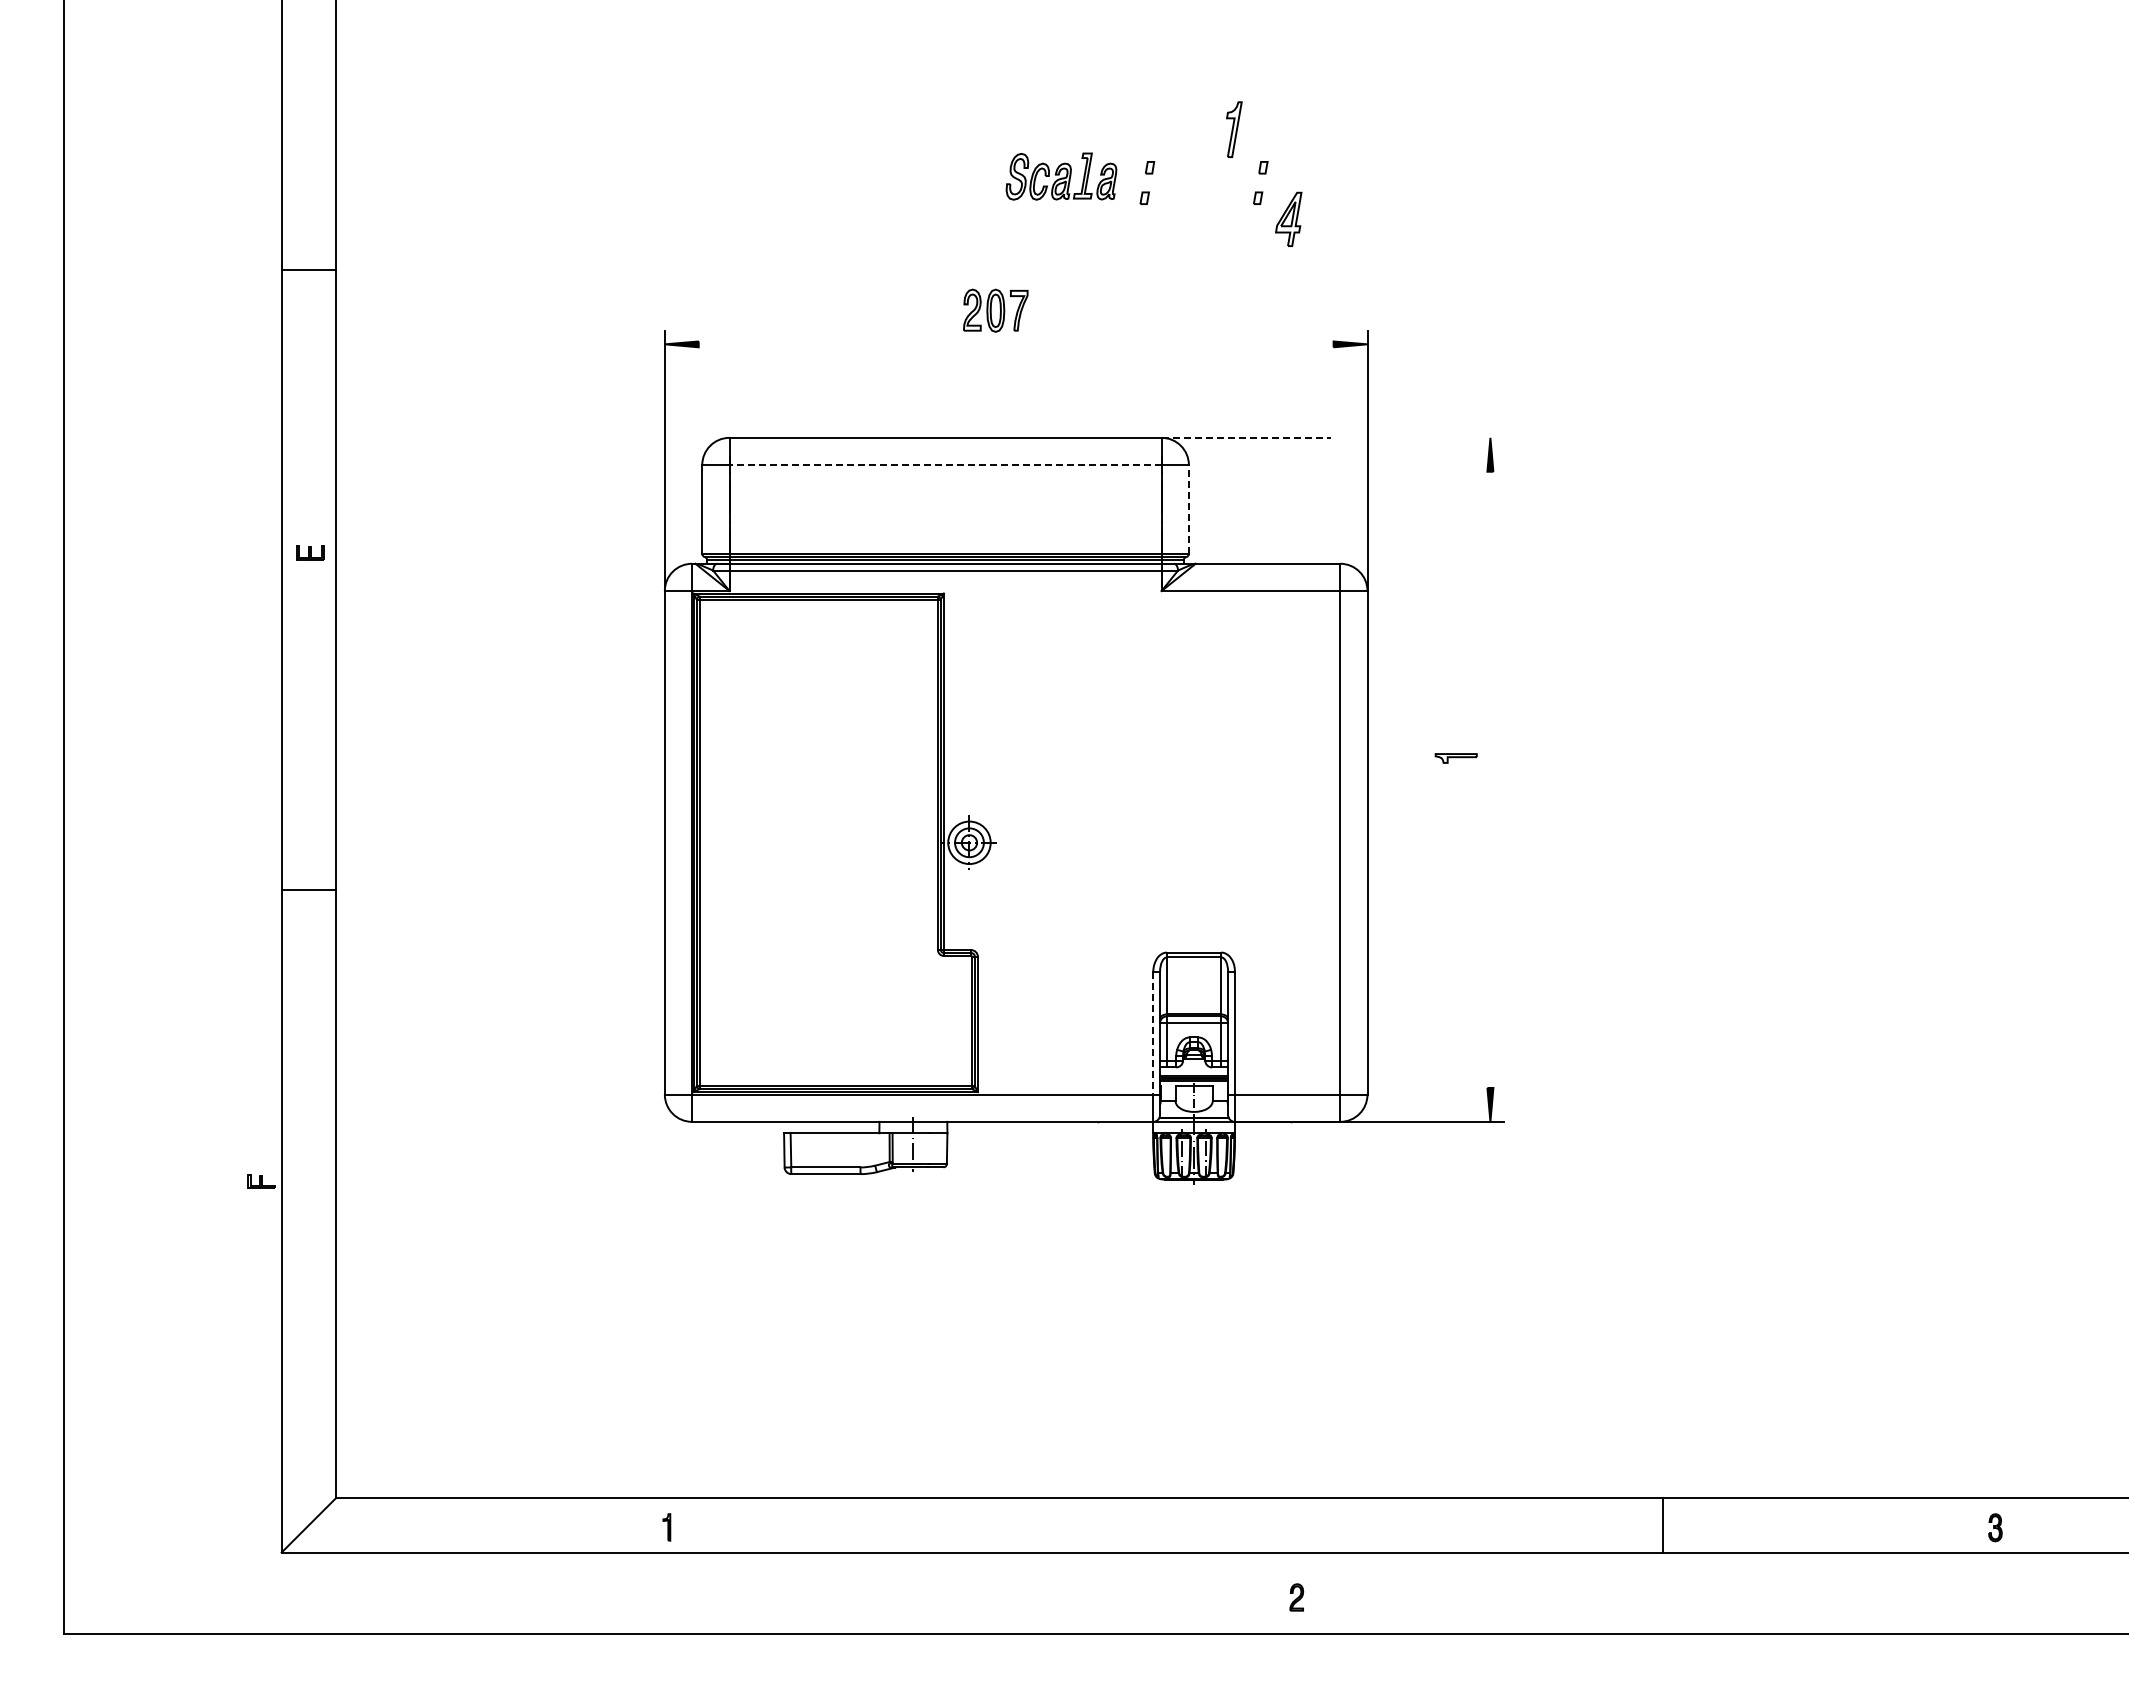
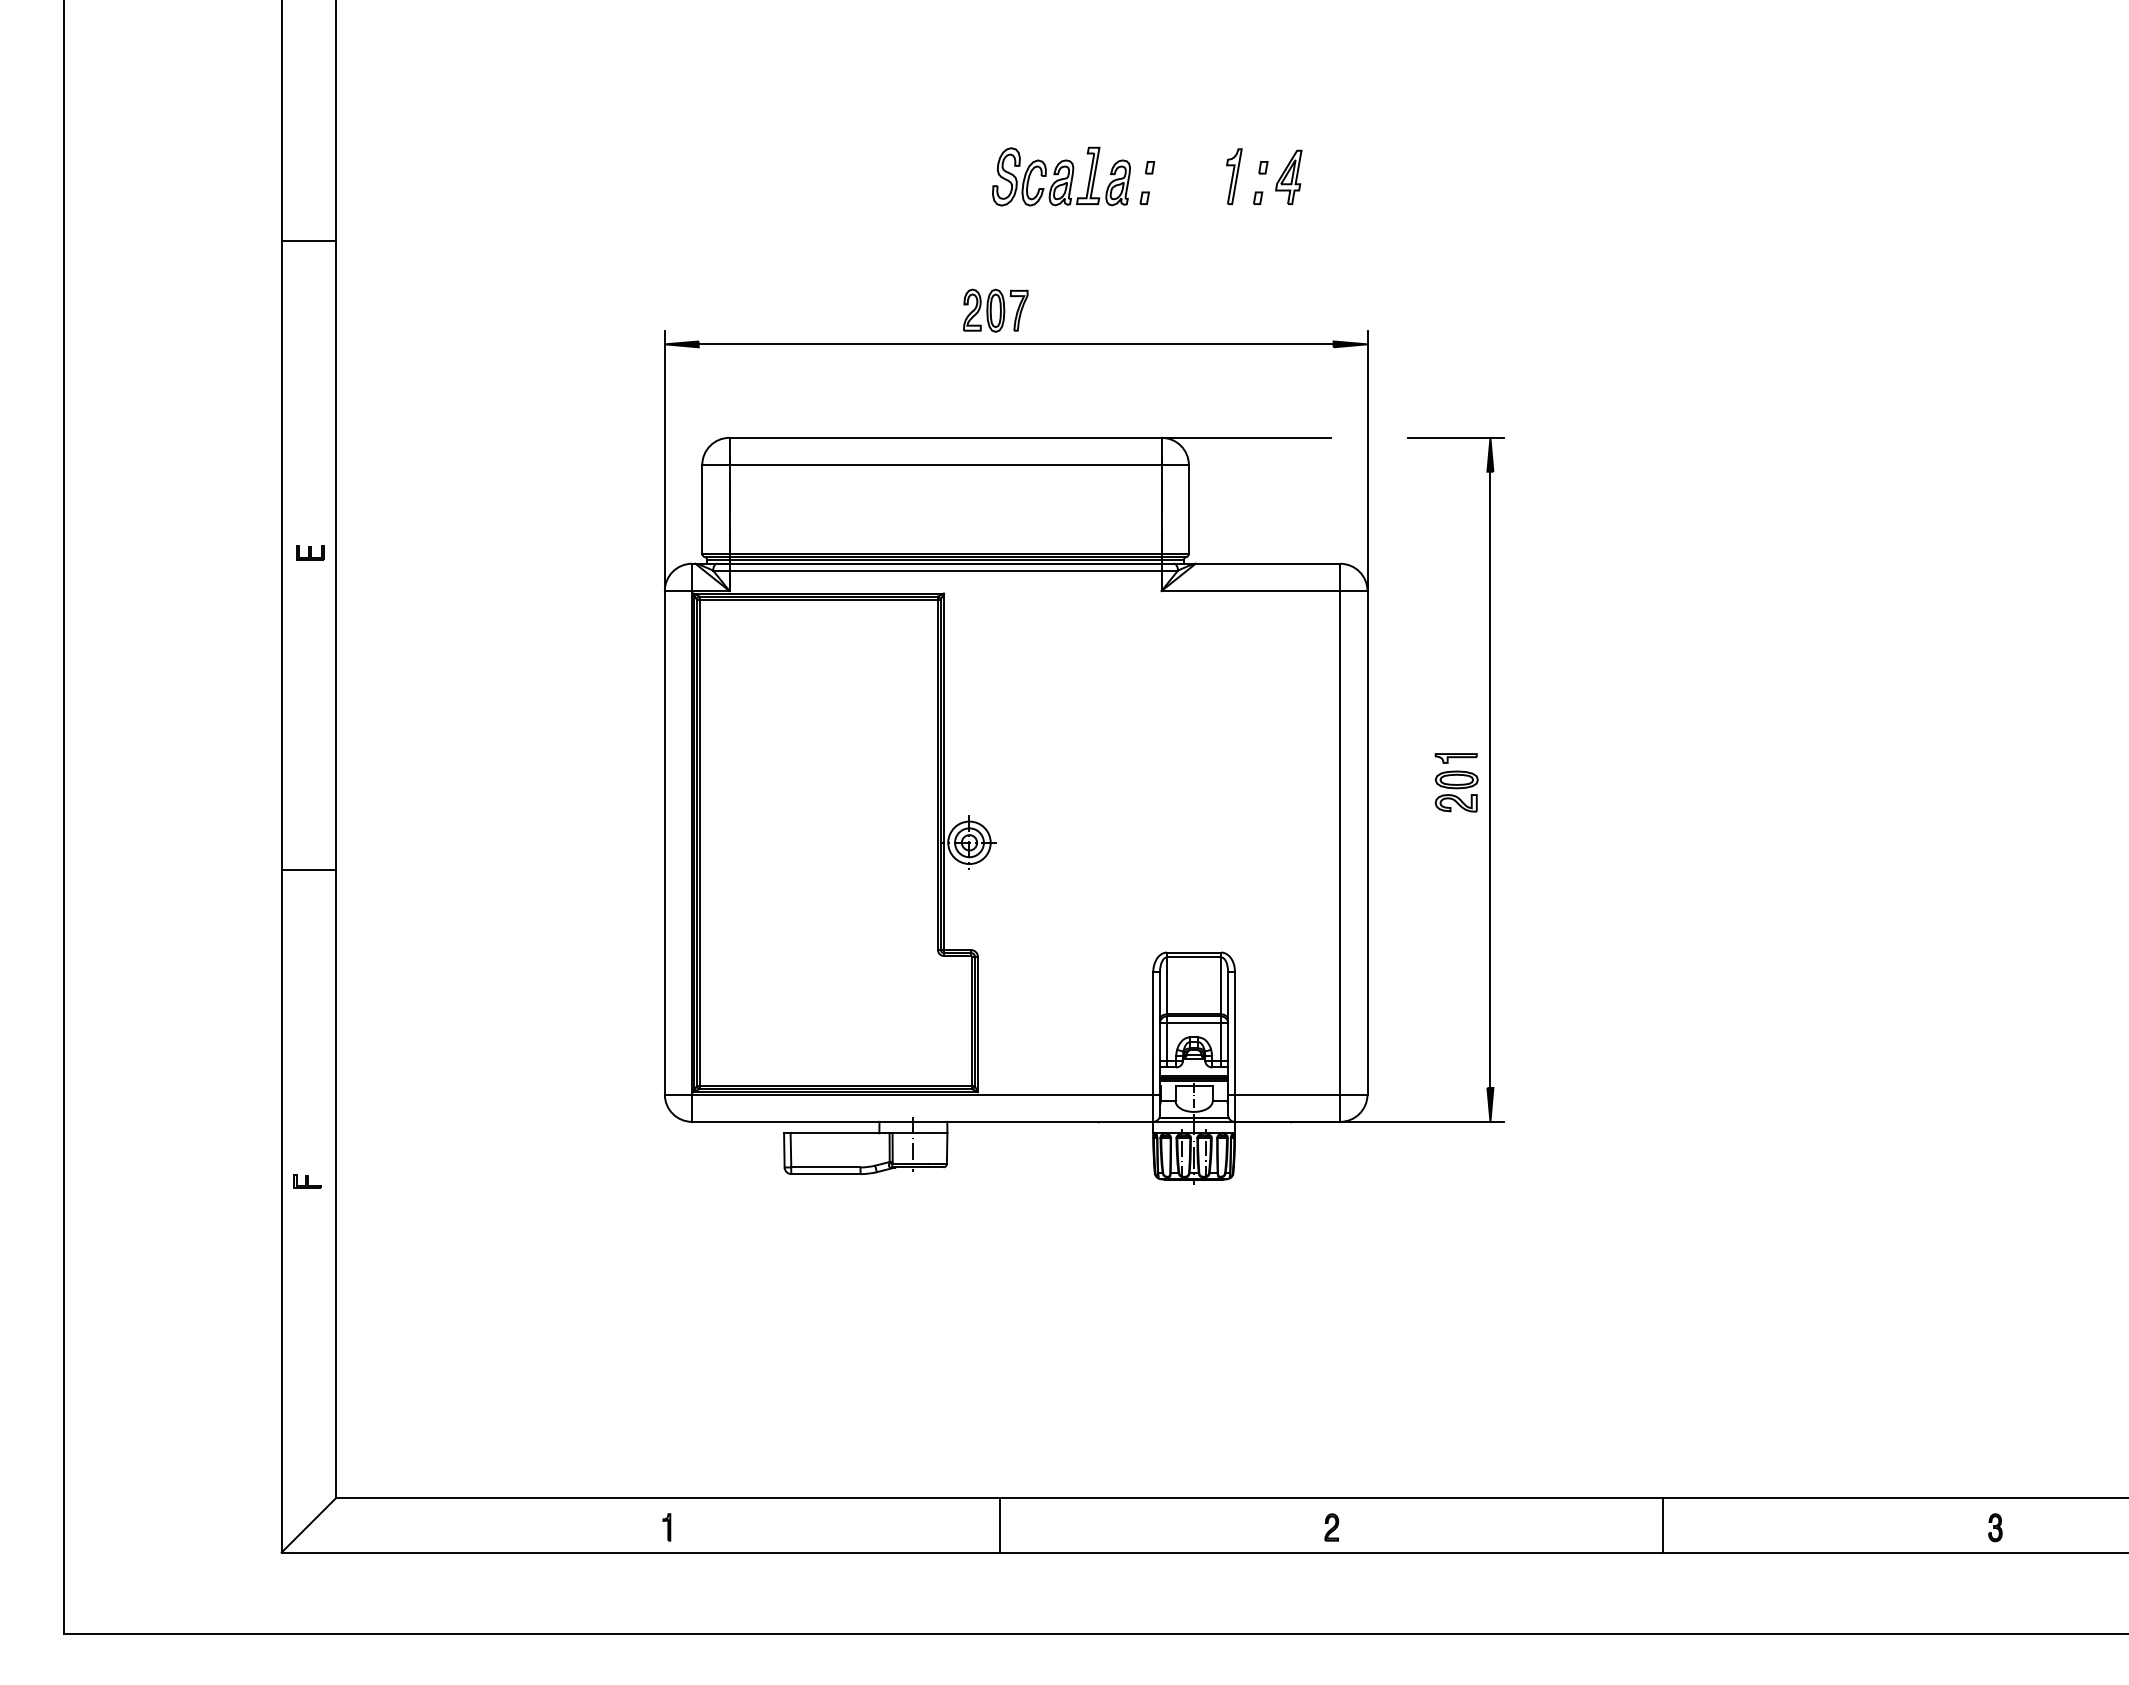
part position: (1234, 129) -> (1234, 176) (1234, 176)
part size: 113x49 px -> 139x61 px (1061, 176)
part position: (1288, 218) -> (1288, 176) (1288, 176)
line position: (308, 270) -> (308, 241) (308, 241)
line: none -> present (1015, 344)
line: dashed -> solid (1246, 437)
line: none -> present (1455, 437)
line: dashed -> solid (945, 465)
line: dashed -> solid (1188, 508)
line: none -> present (1490, 779)
part: none -> present (1456, 791)
line position: (308, 889) -> (308, 869) (308, 869)
line: dashed -> solid (1153, 1033)
part position: (261, 1181) -> (307, 1181) (307, 1181)
line: none -> present (999, 1525)
part position: (1296, 1597) -> (1331, 1527) (1331, 1527)
